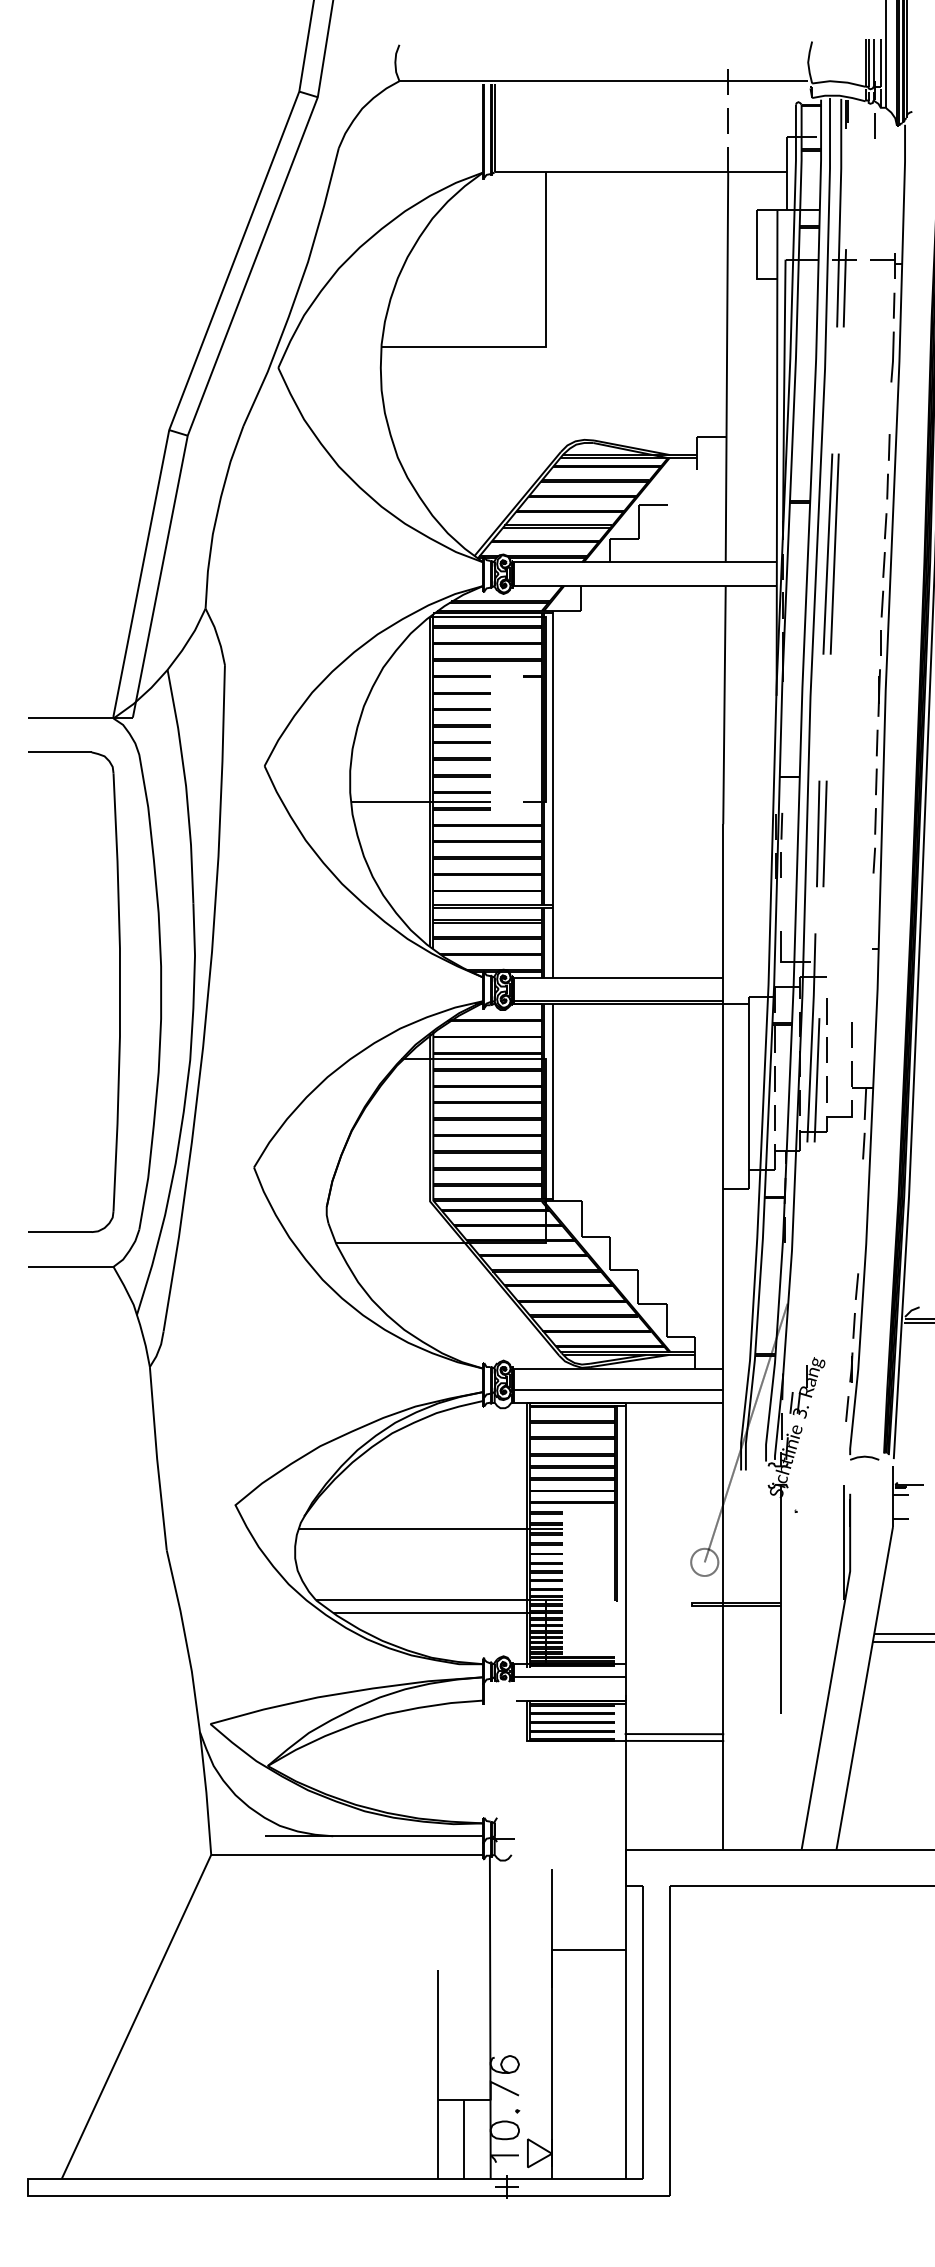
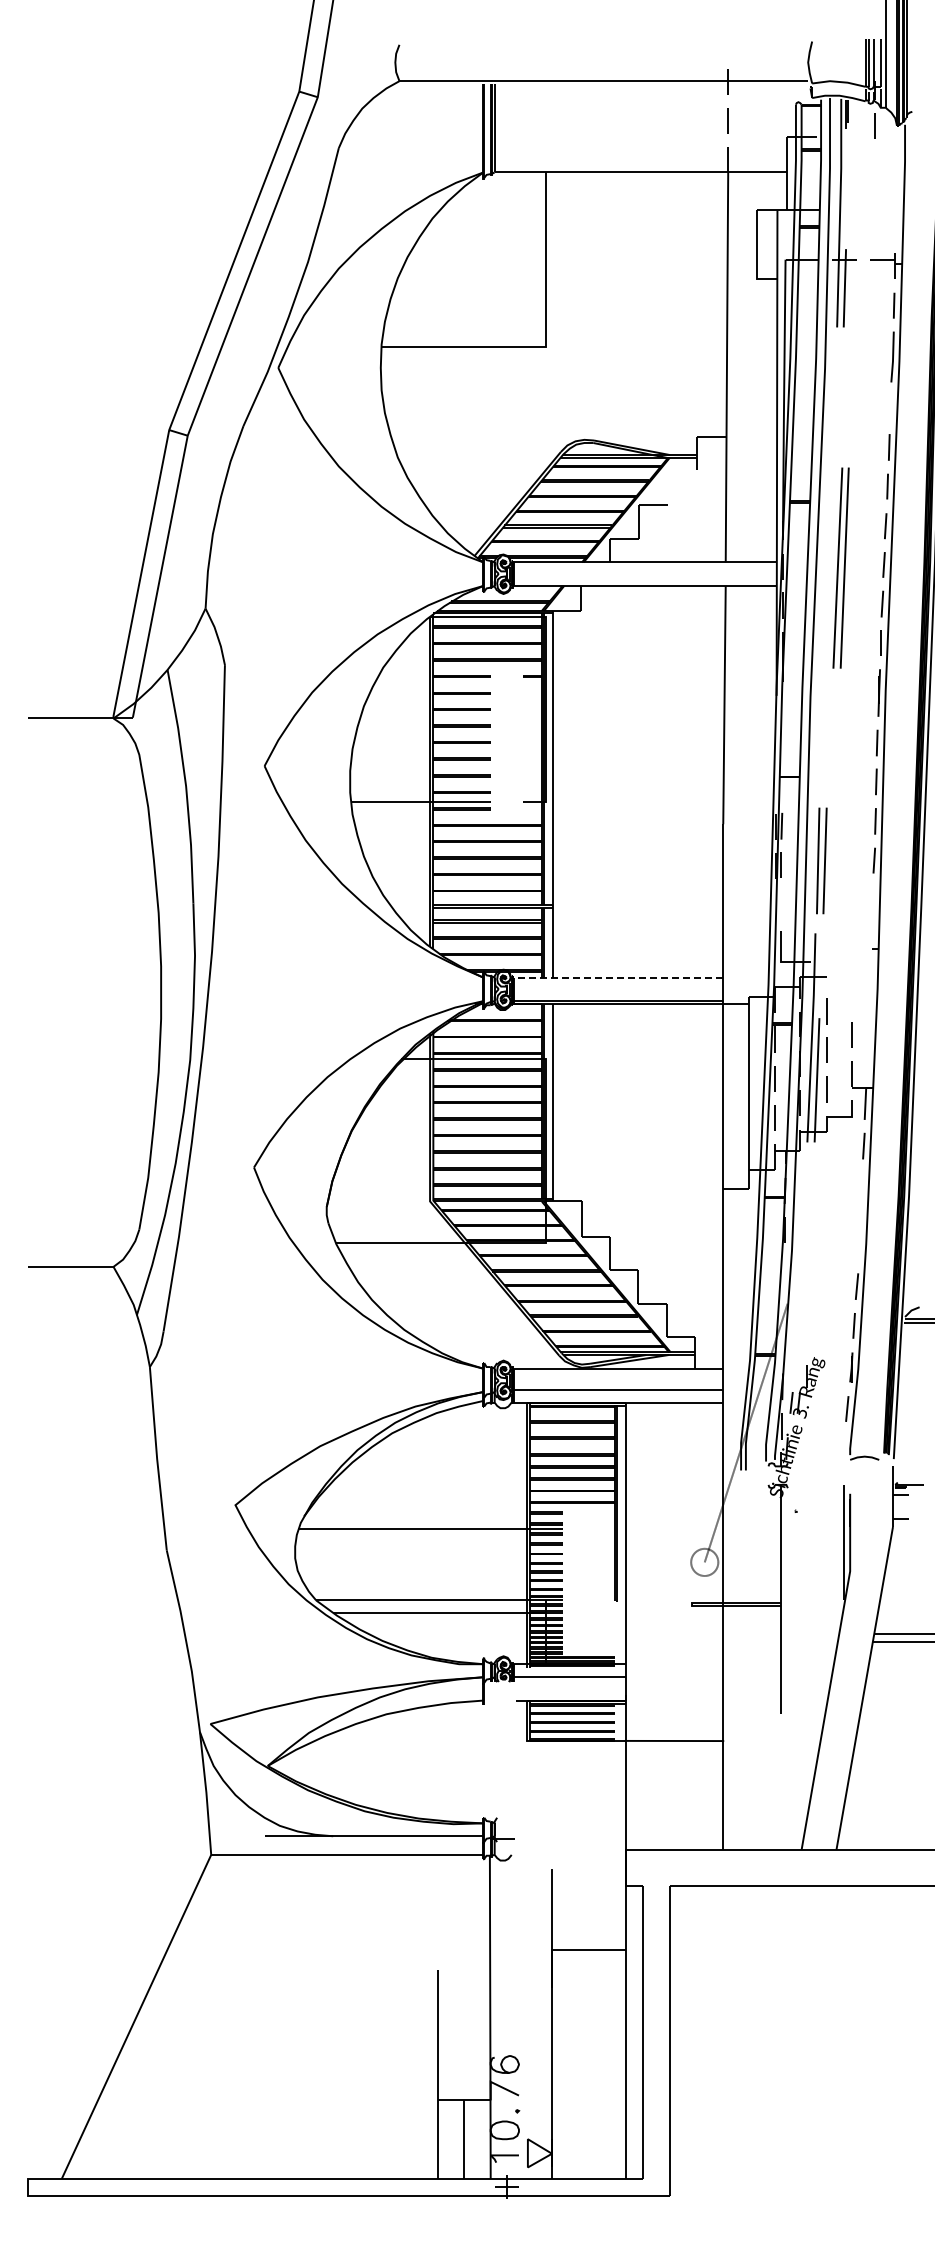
part position: (830, 553) -> (840, 567) (840, 567)
part position: (821, 833) -> (821, 860) (821, 860)
line: solid -> dashed (618, 977)
part: present -> none (119, 991)
line: present -> none (674, 1734)
